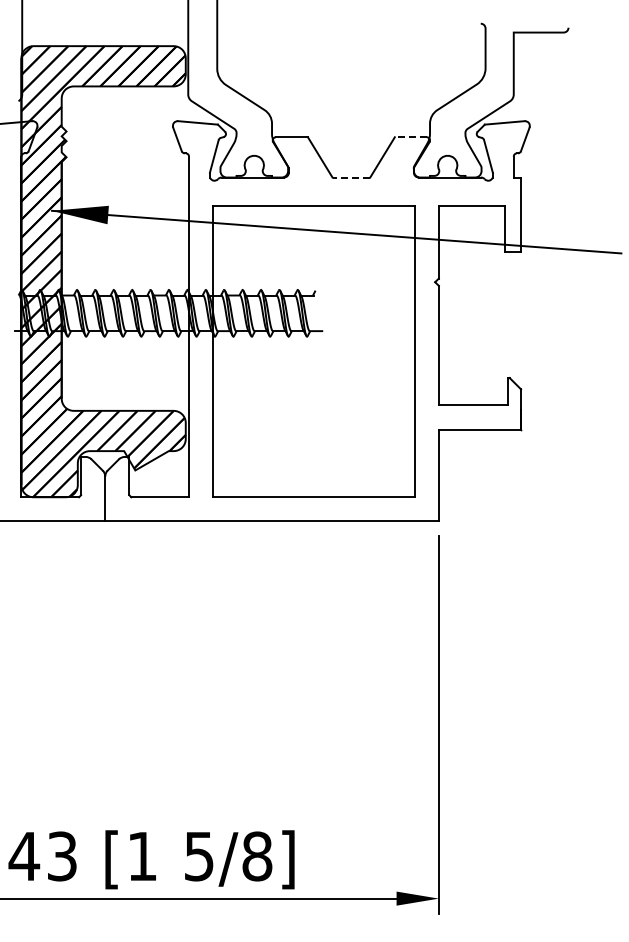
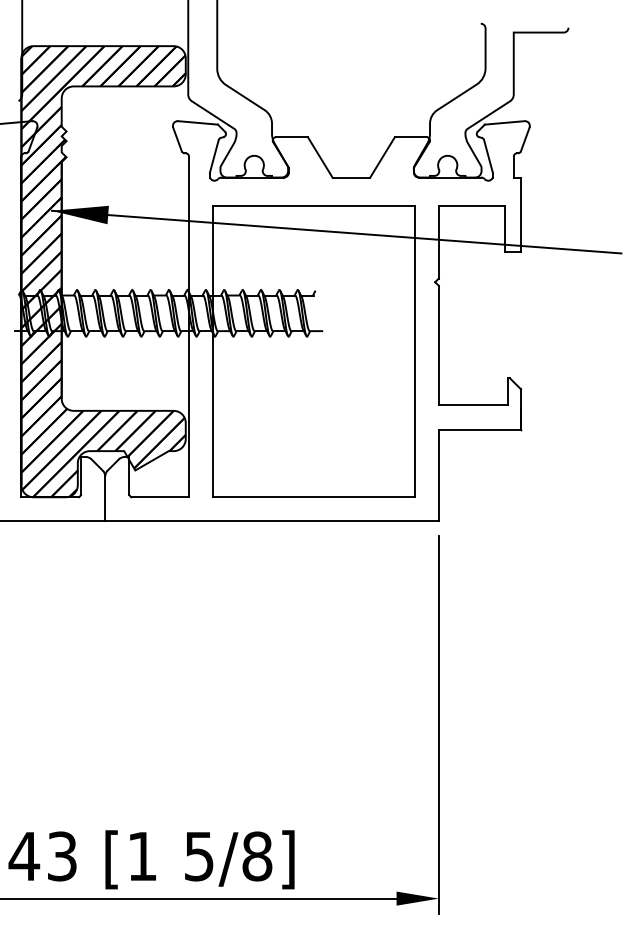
line: dashed -> solid (410, 137)
line: dashed -> solid (351, 177)
